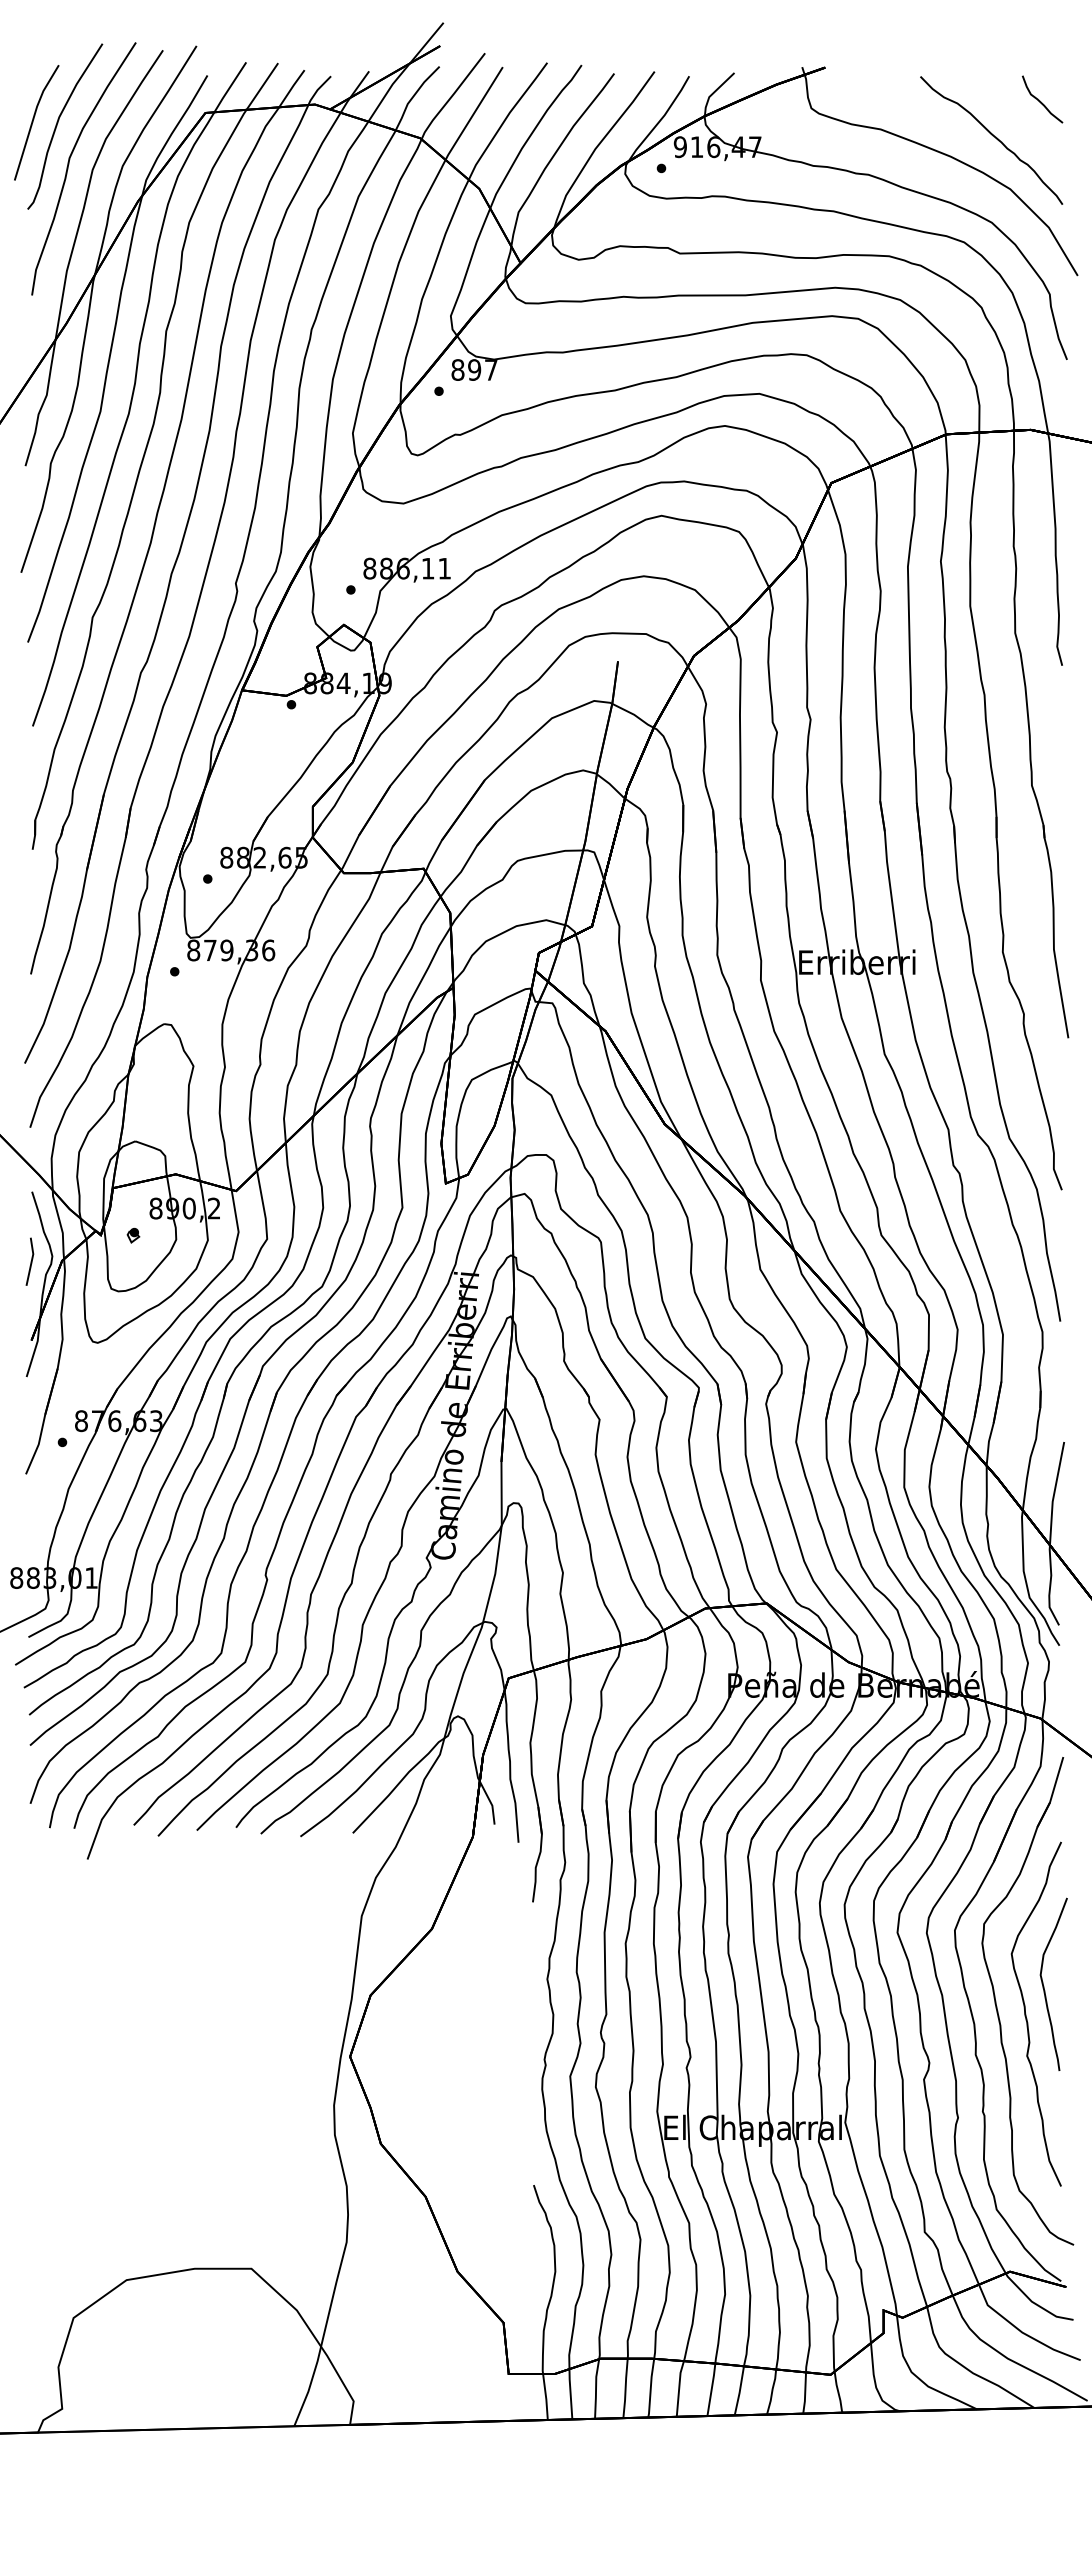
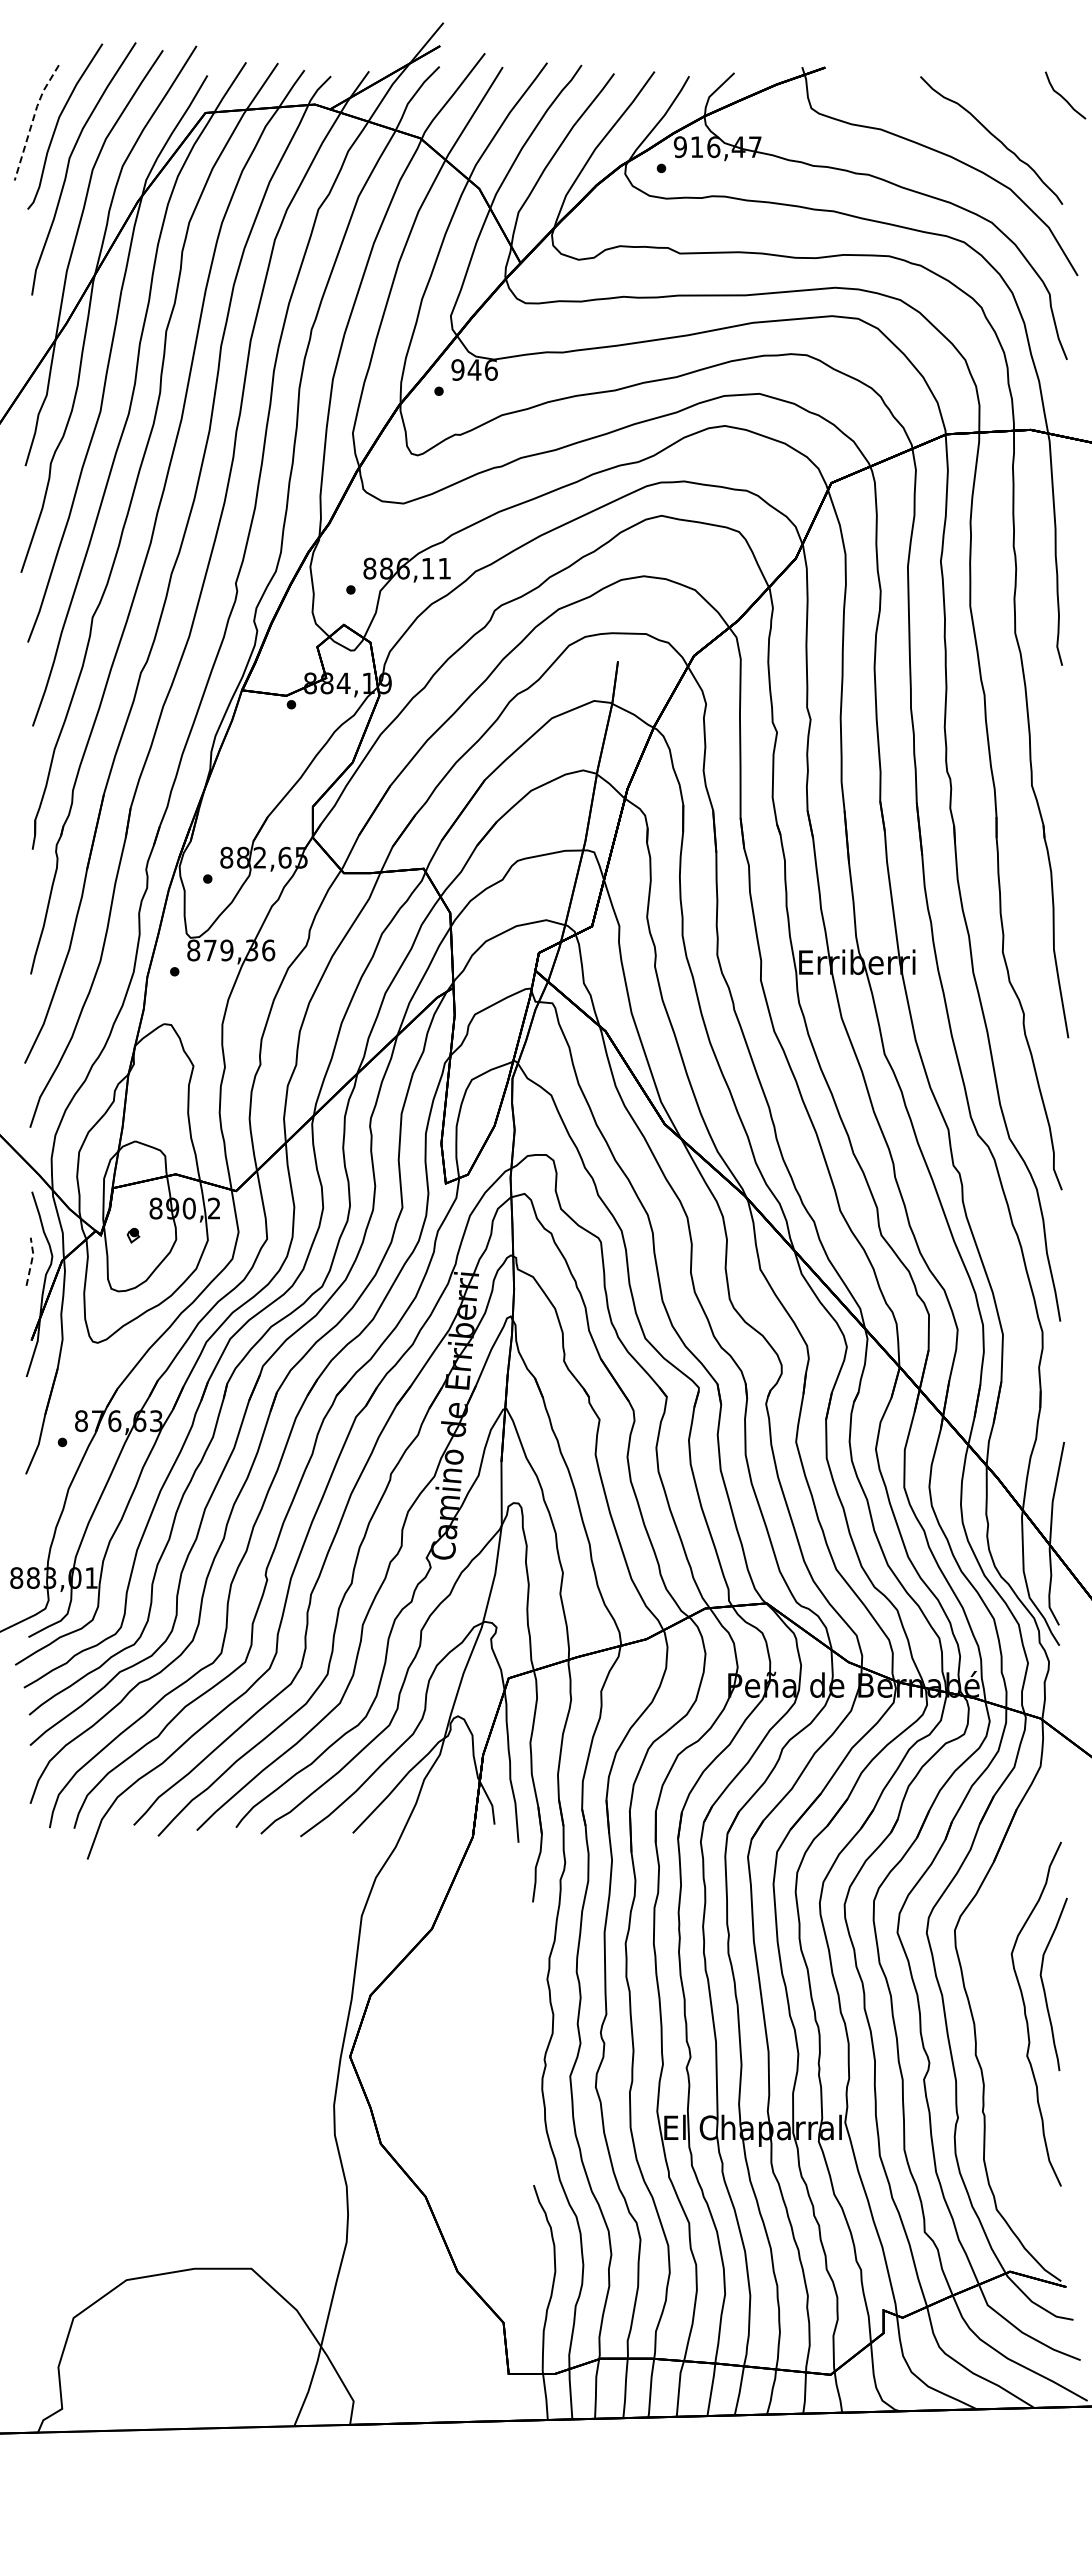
curve position: (1040, 100) -> (1063, 96) (1063, 96)
line: solid -> dashed (33, 119)
text: 897 -> 946 (474, 369)
line: solid -> dashed (31, 1260)
part: present -> none (998, 2010)
